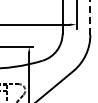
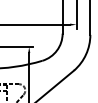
line: dashed -> solid (90, 17)
